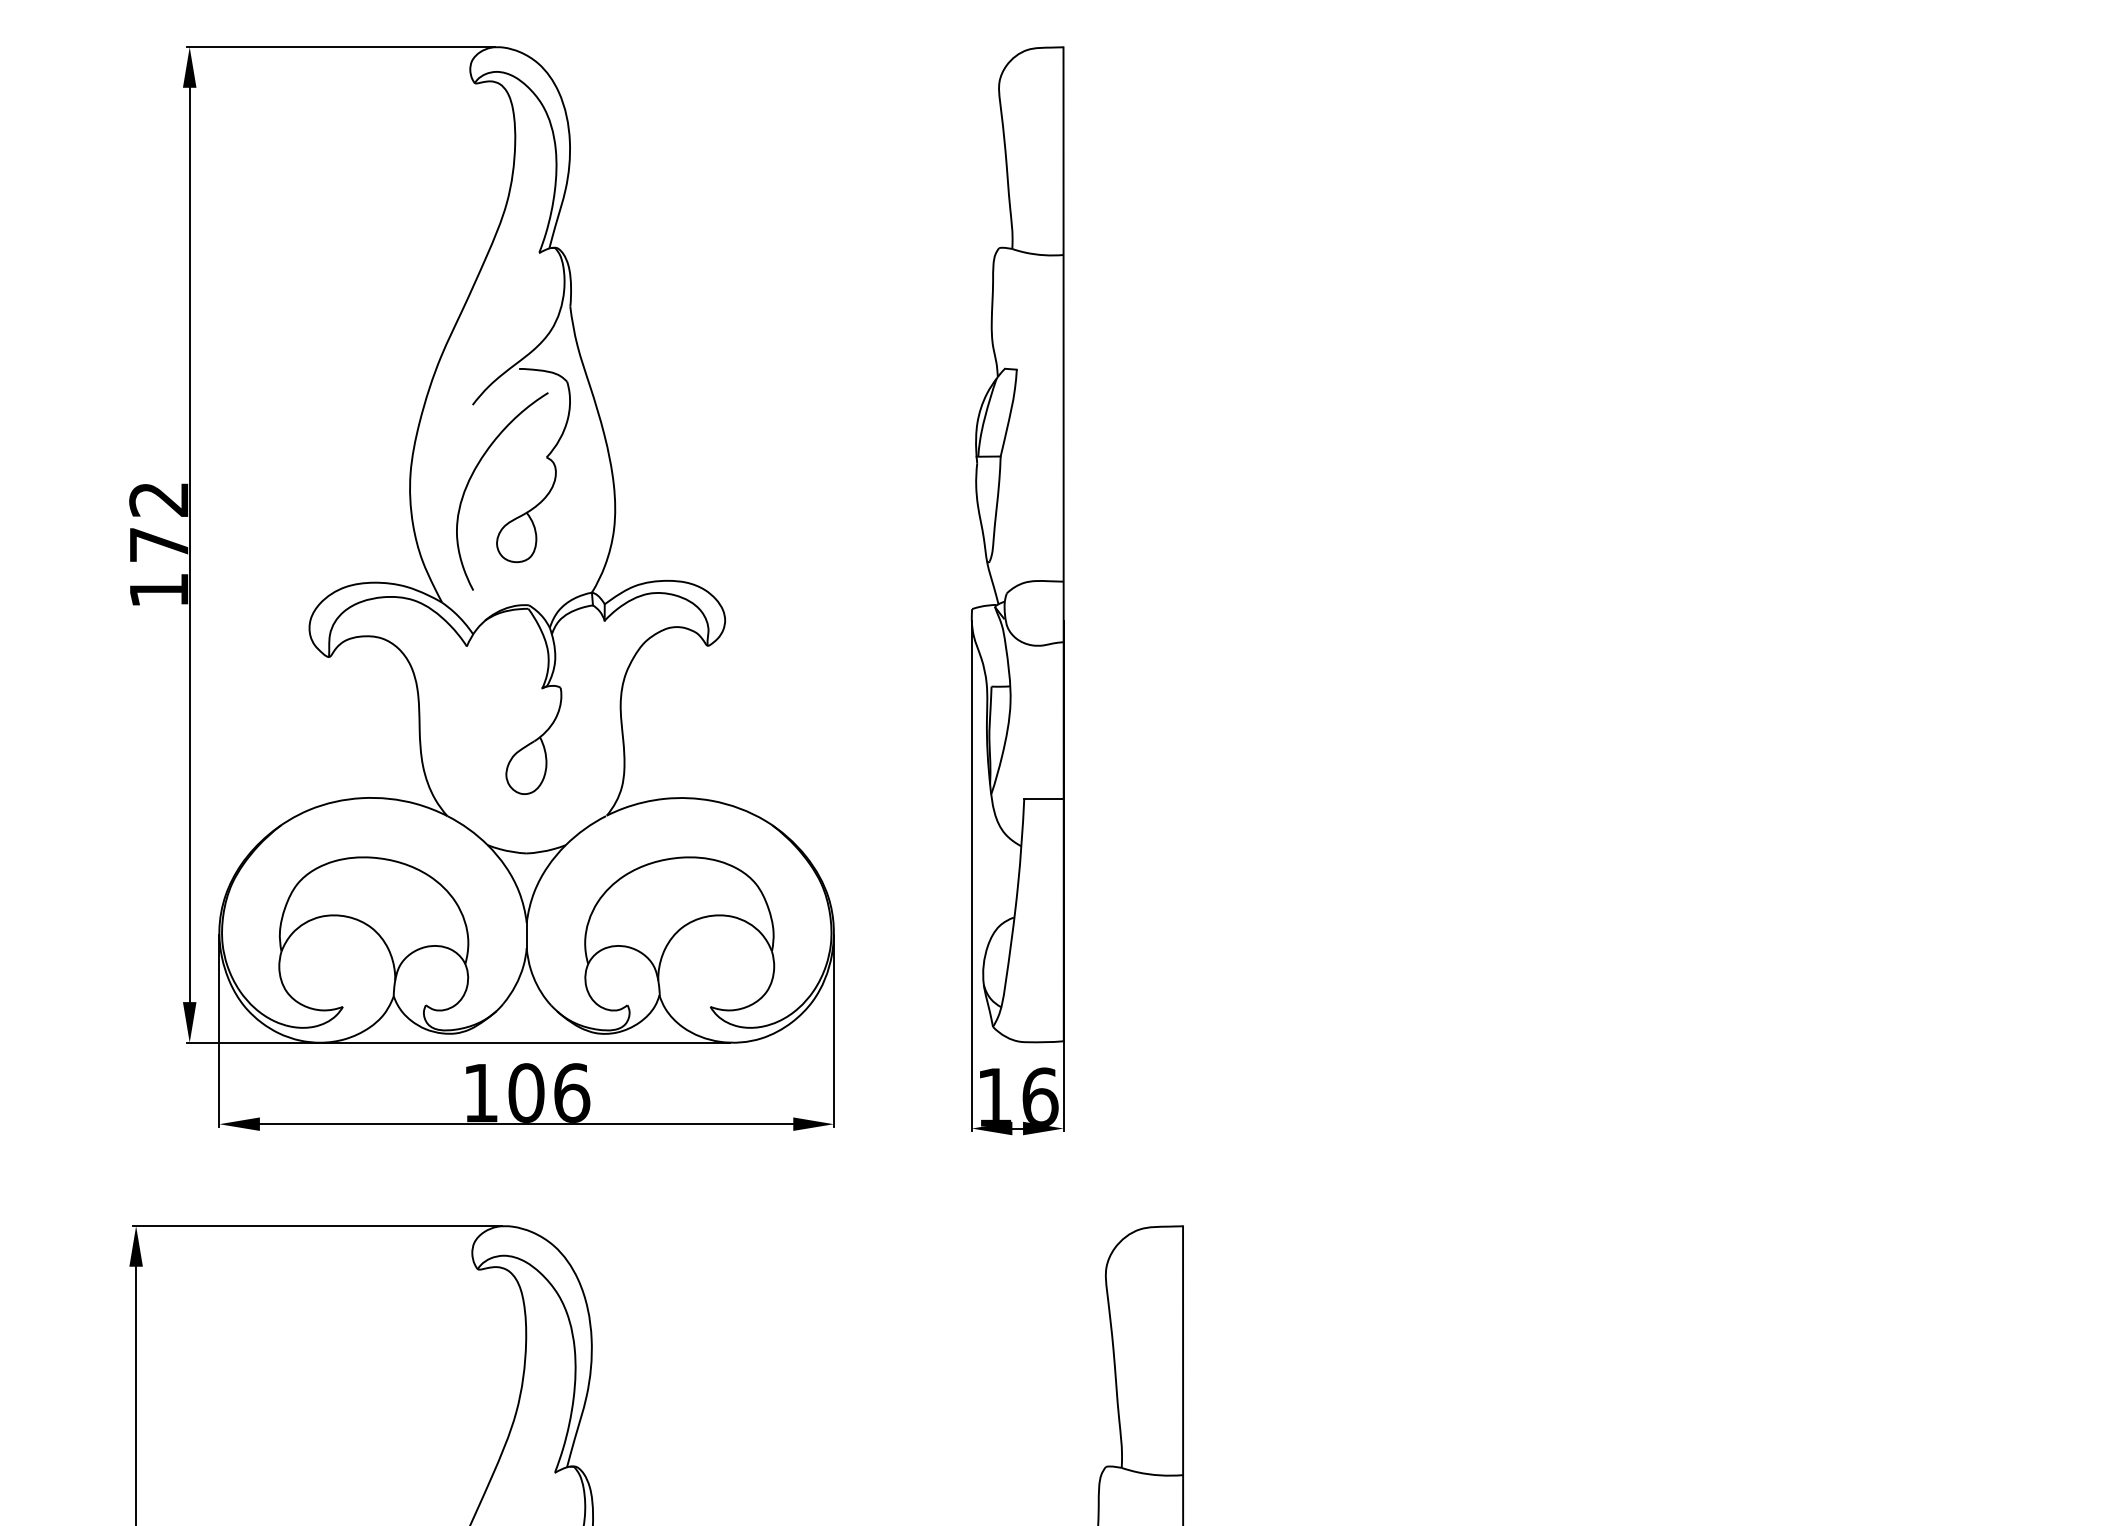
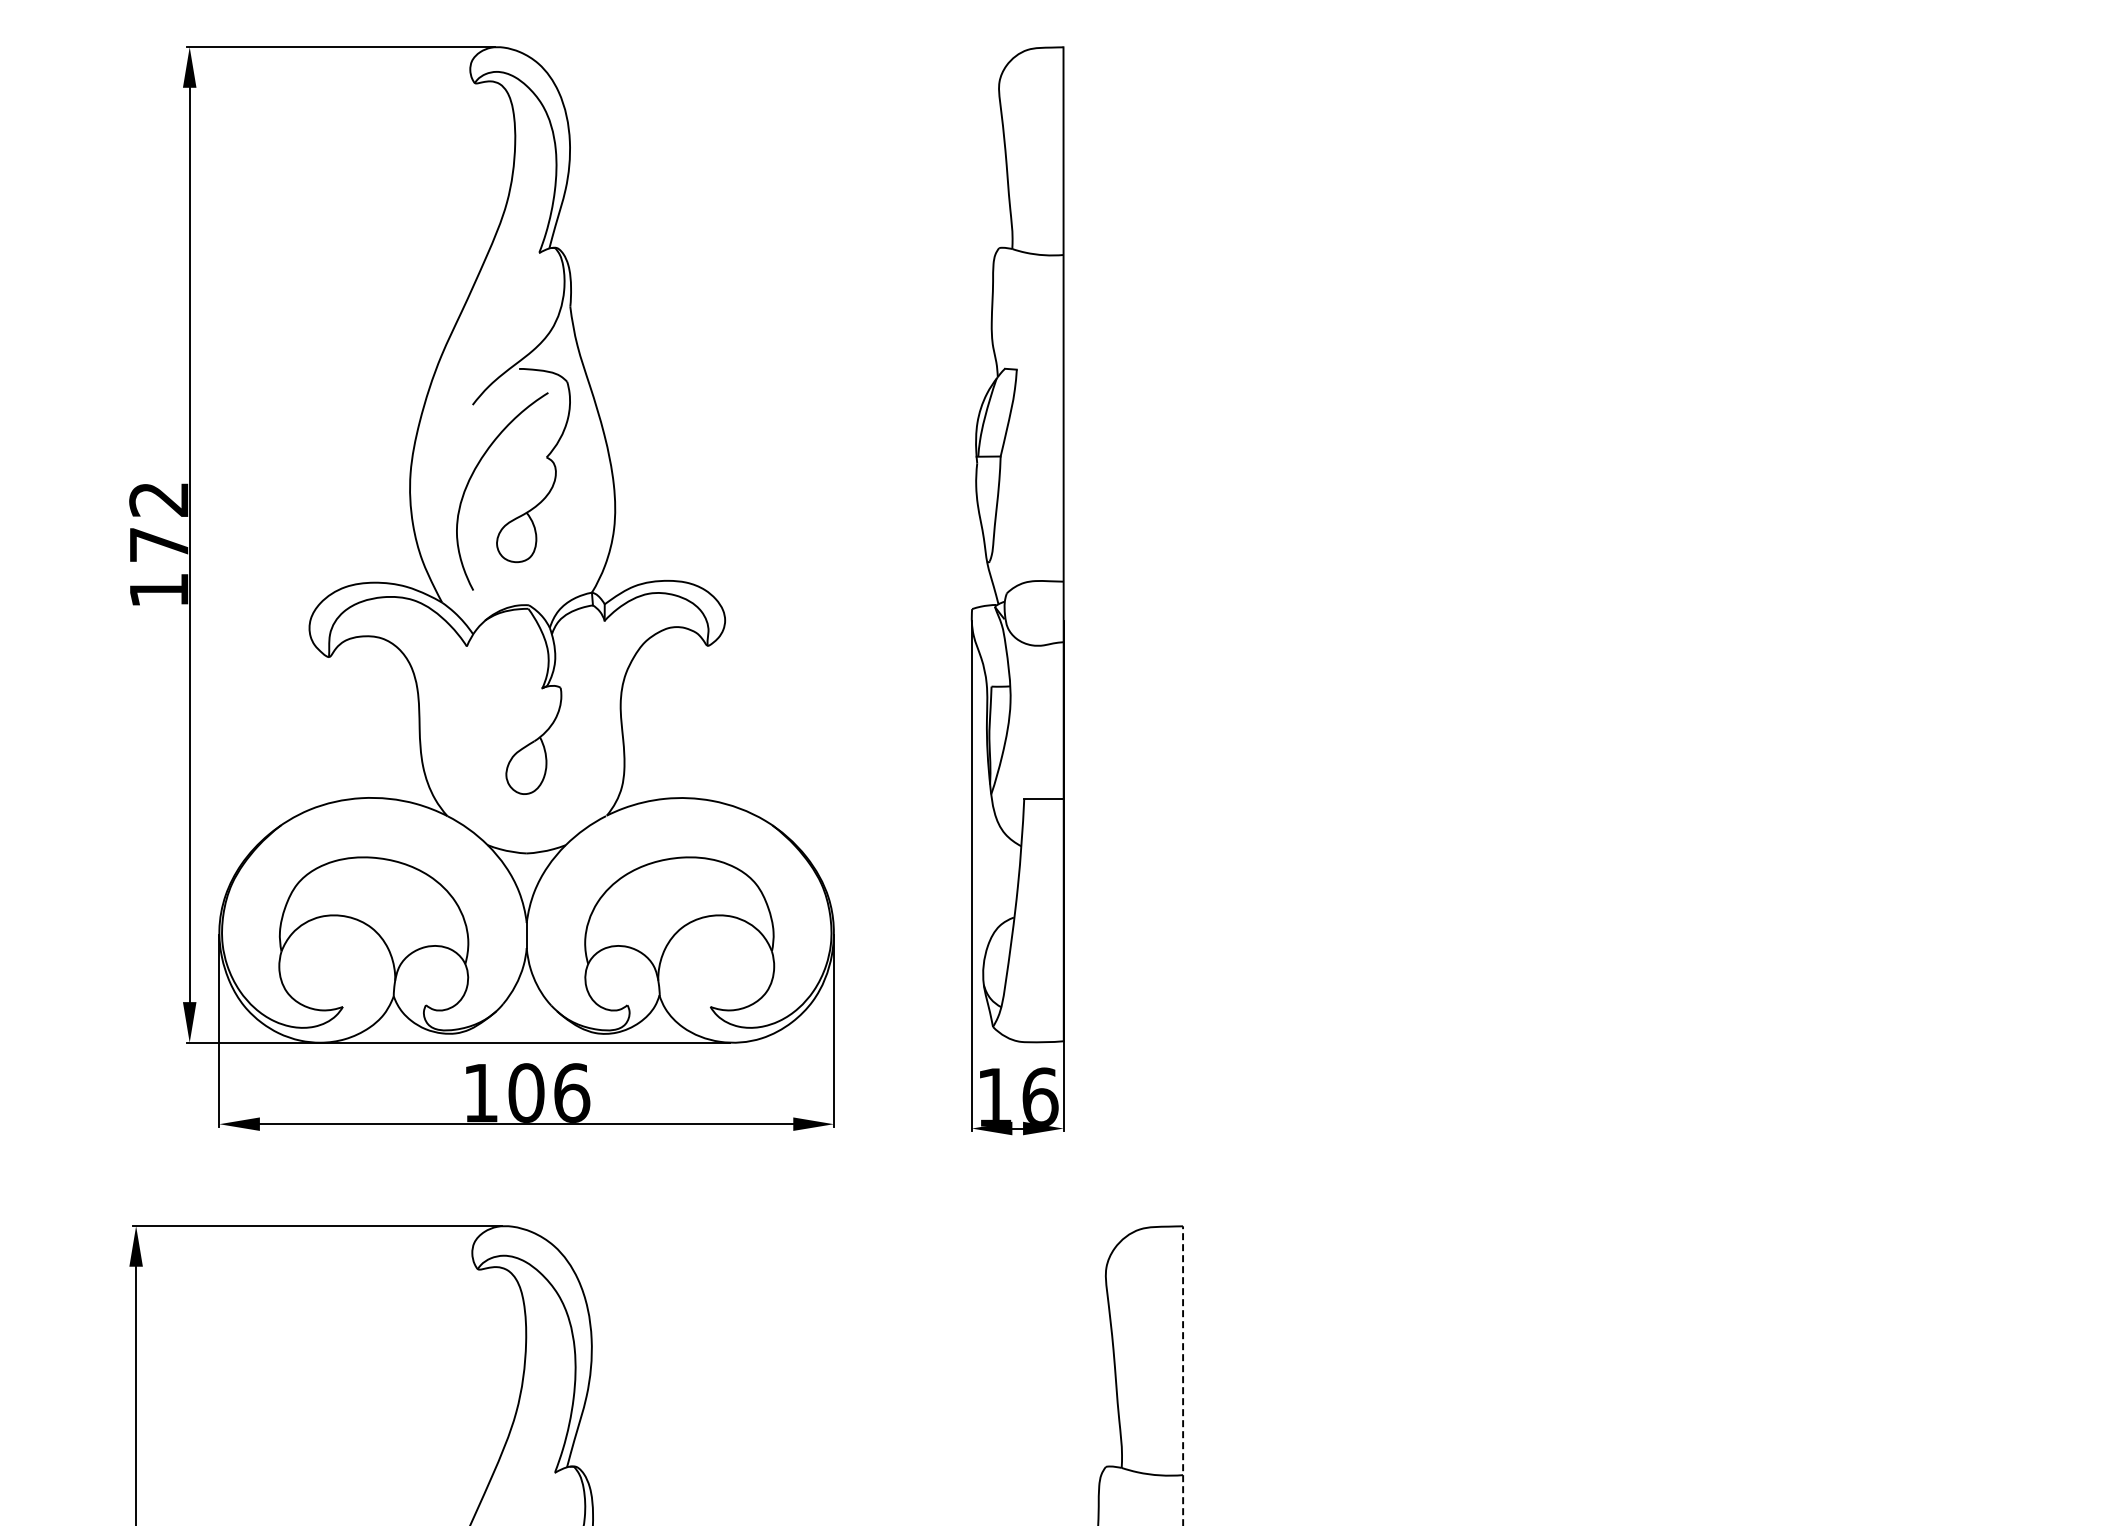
line: solid -> dashed (1183, 1375)
